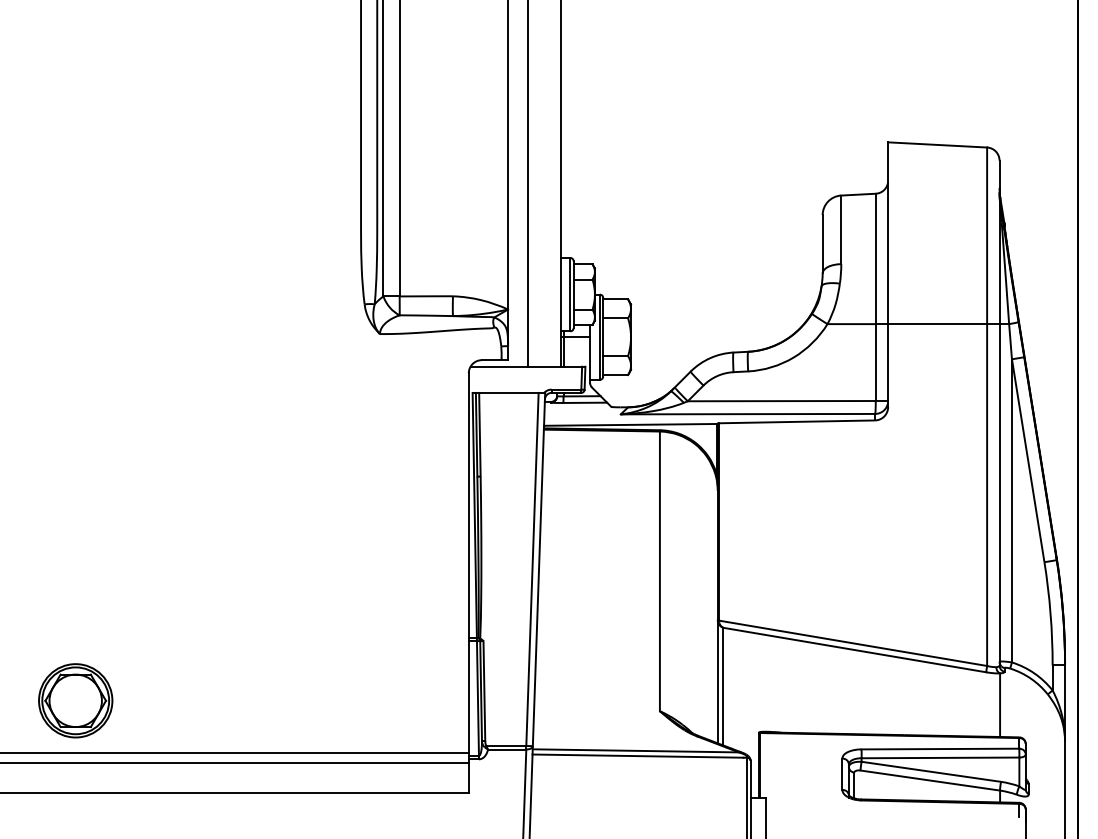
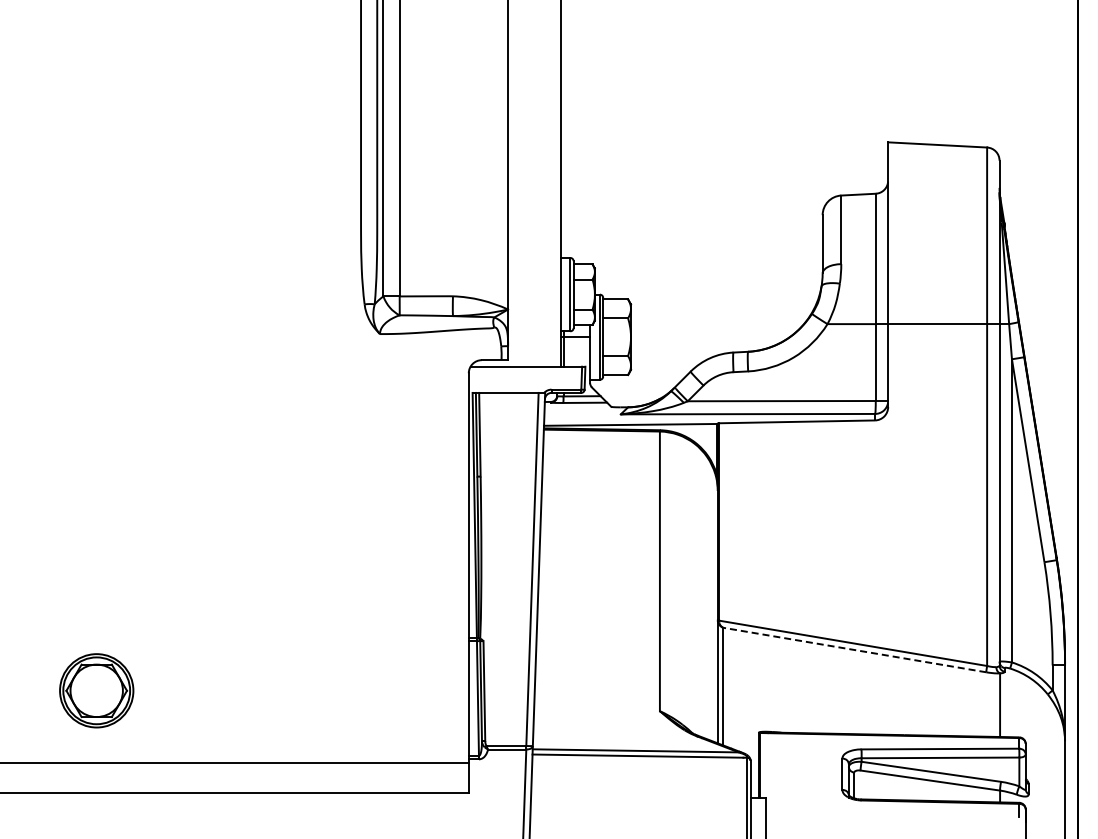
line: present -> none (527, 184)
line: solid -> dashed (854, 649)
part position: (75, 700) -> (96, 690) (96, 690)
line: present -> none (235, 753)
